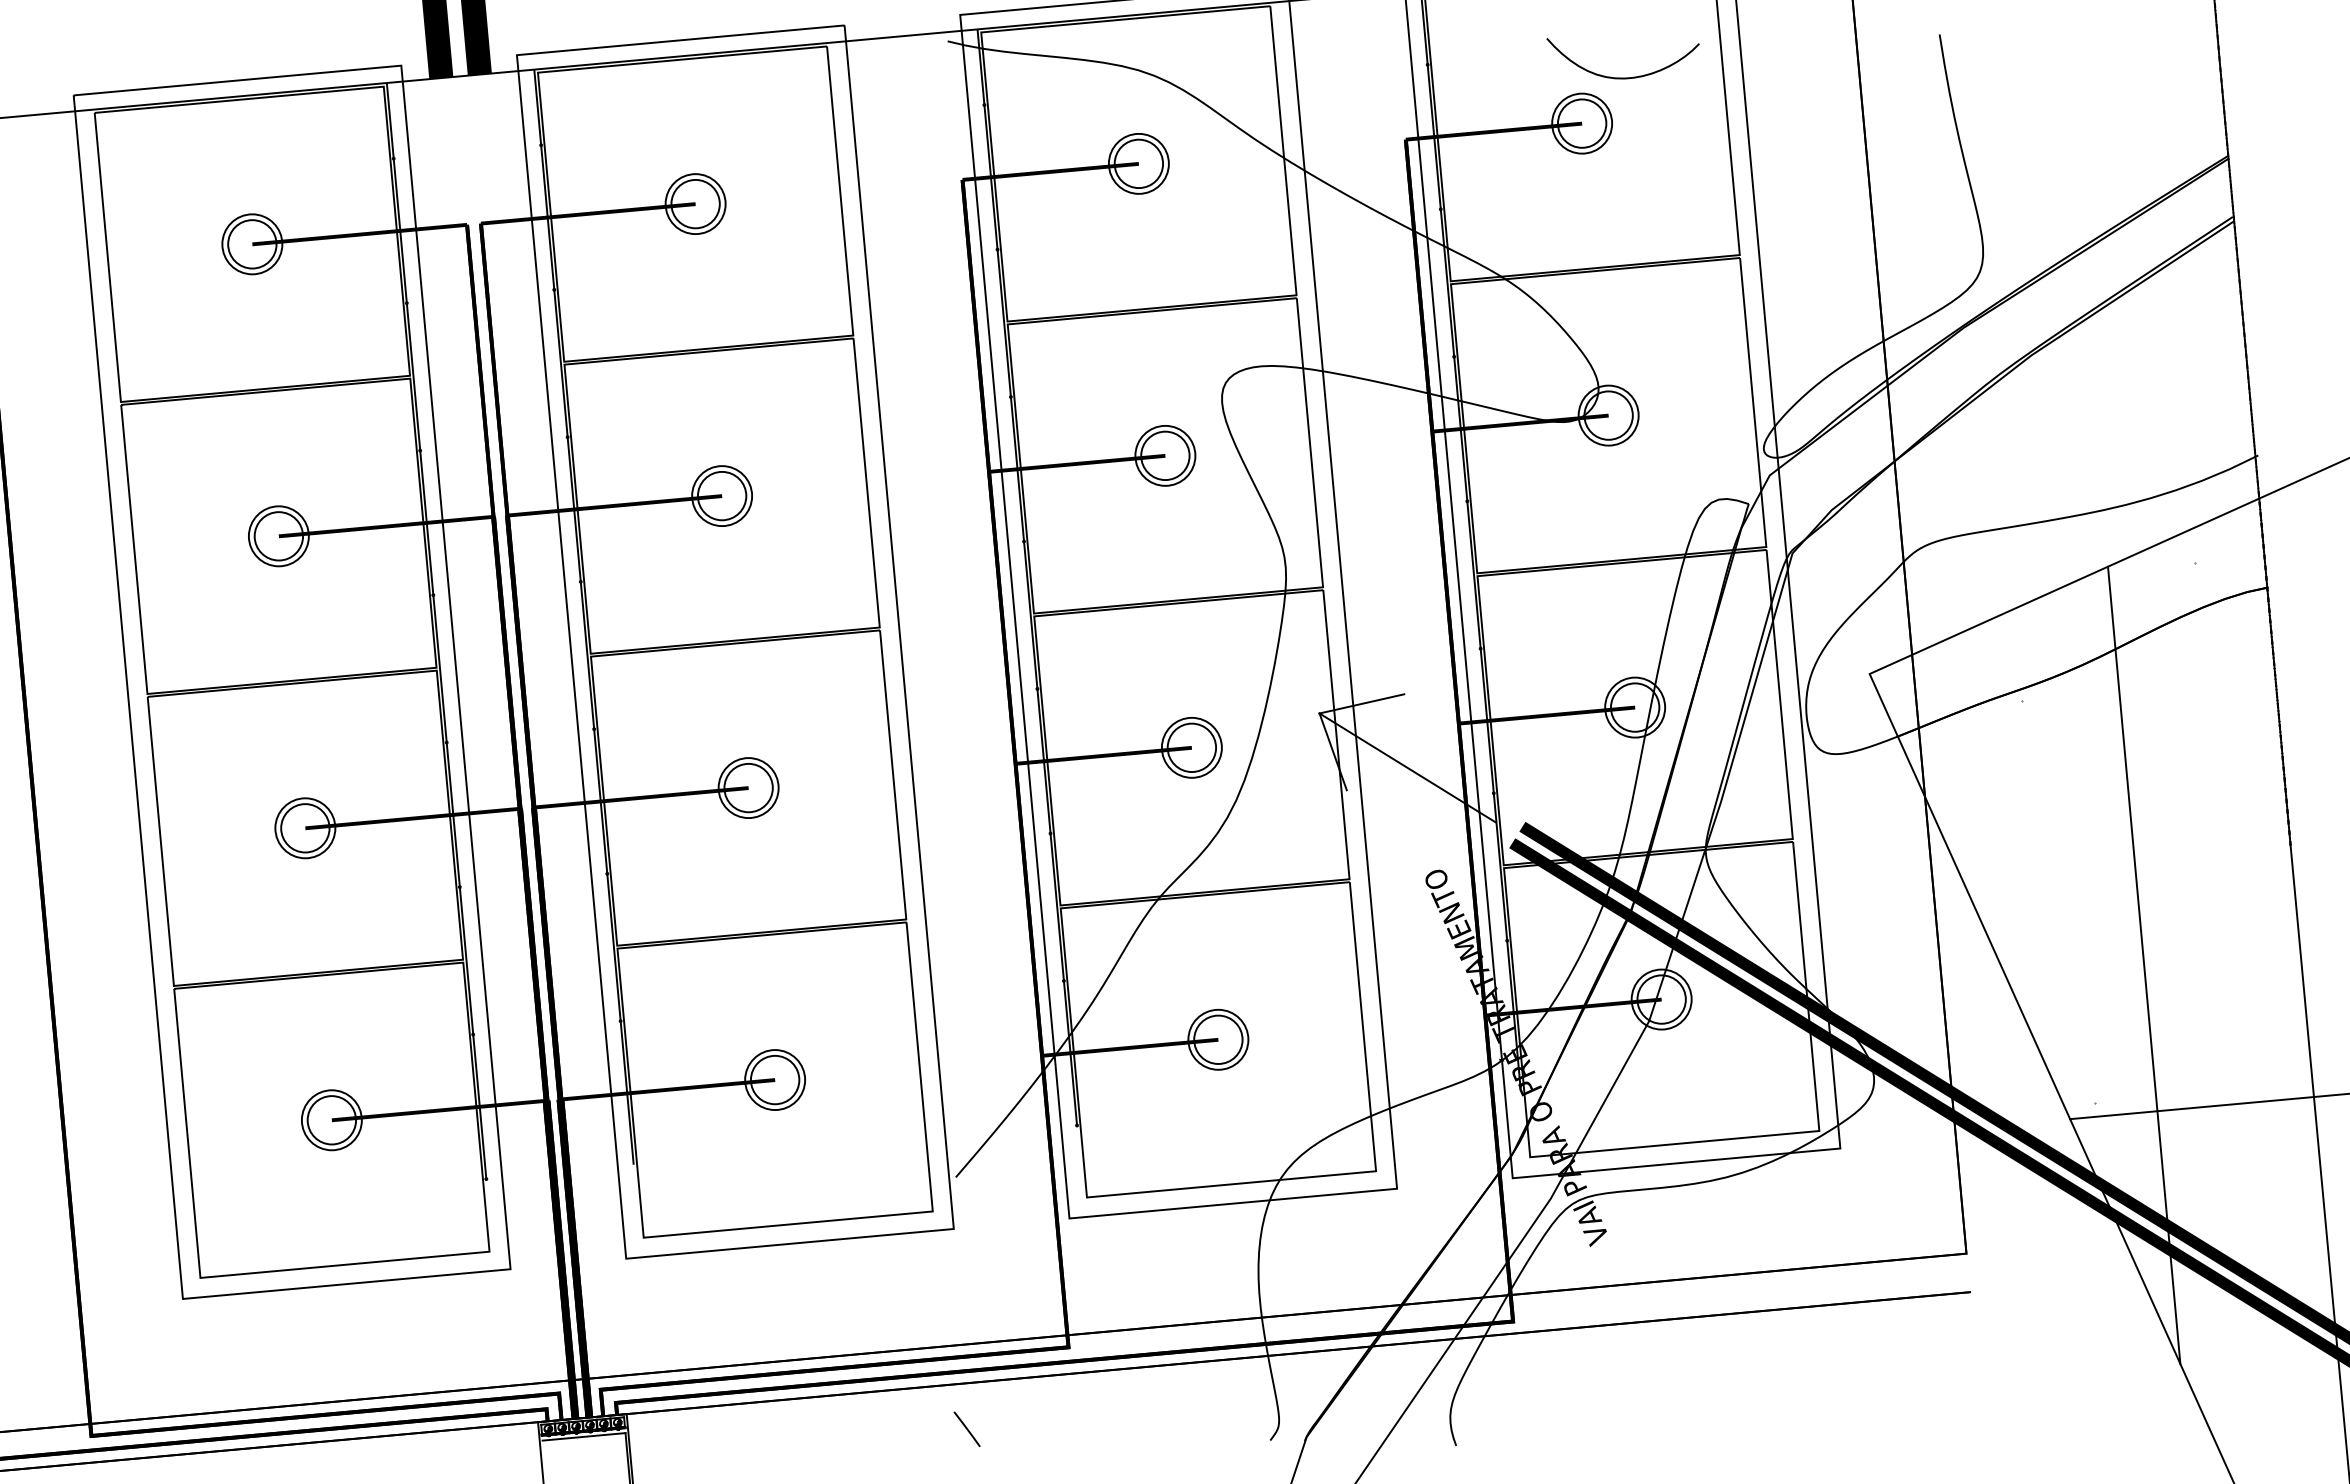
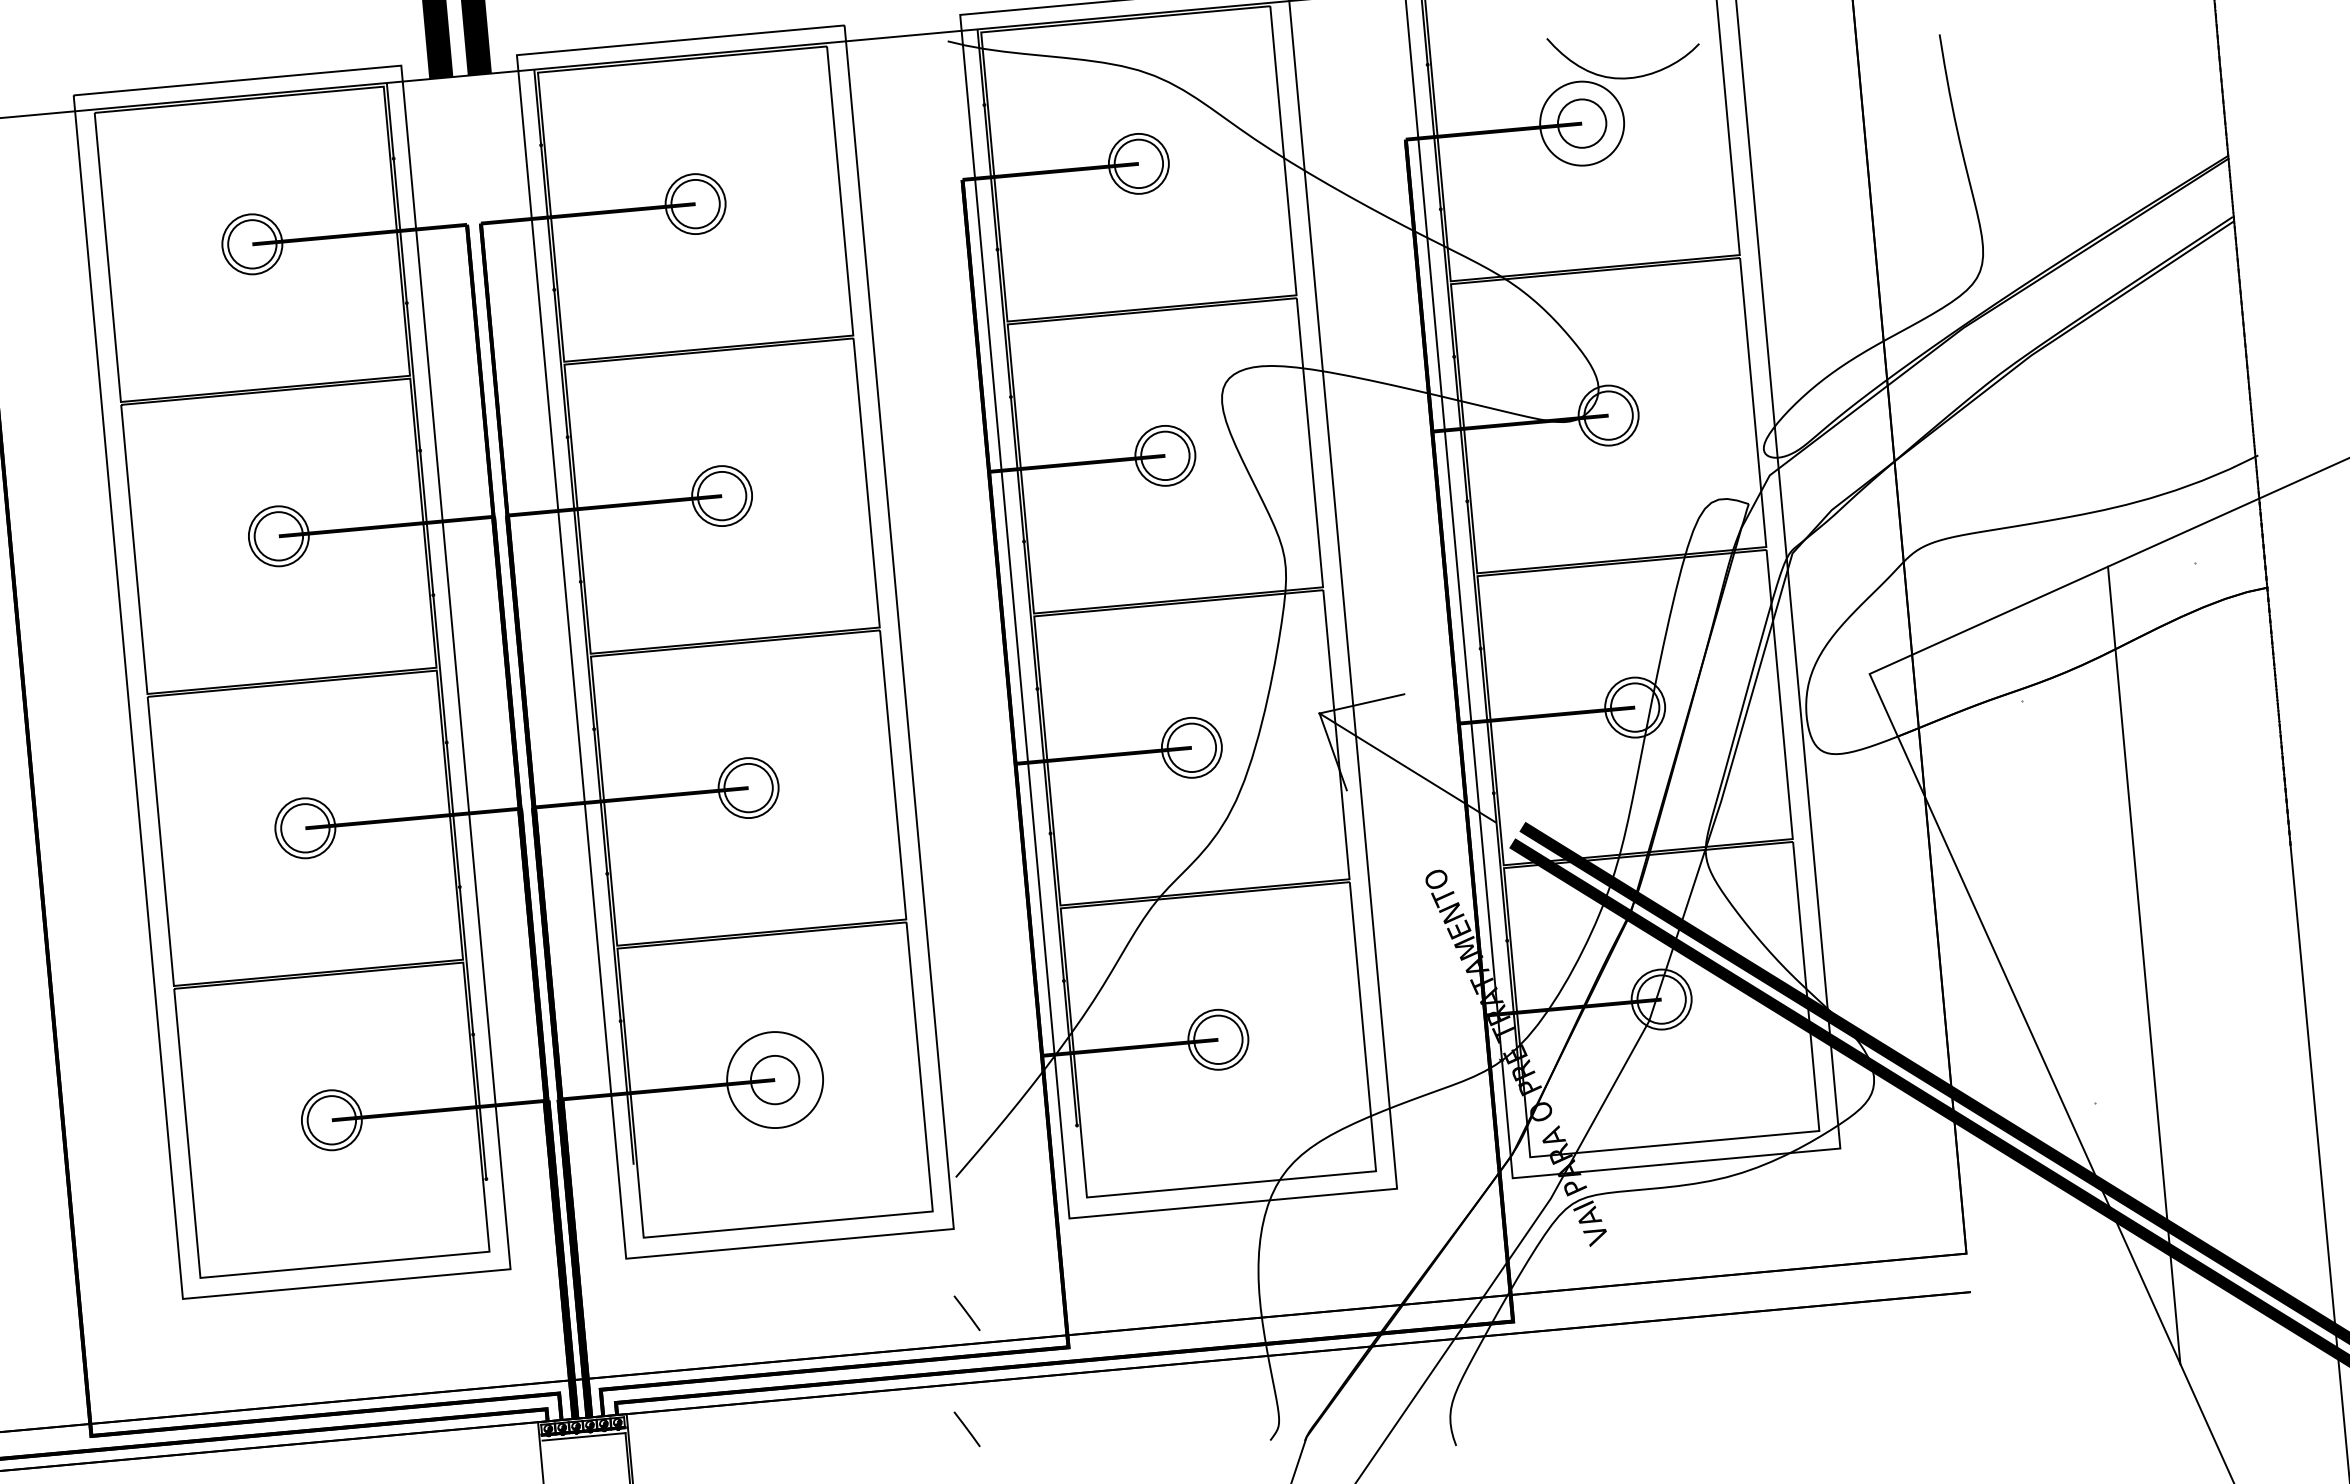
circle diameter: 60 px -> 84 px (1582, 123)
circle diameter: 60 px -> 96 px (775, 1080)
line: present -> none (2208, 1106)
line: none -> present (966, 1313)
